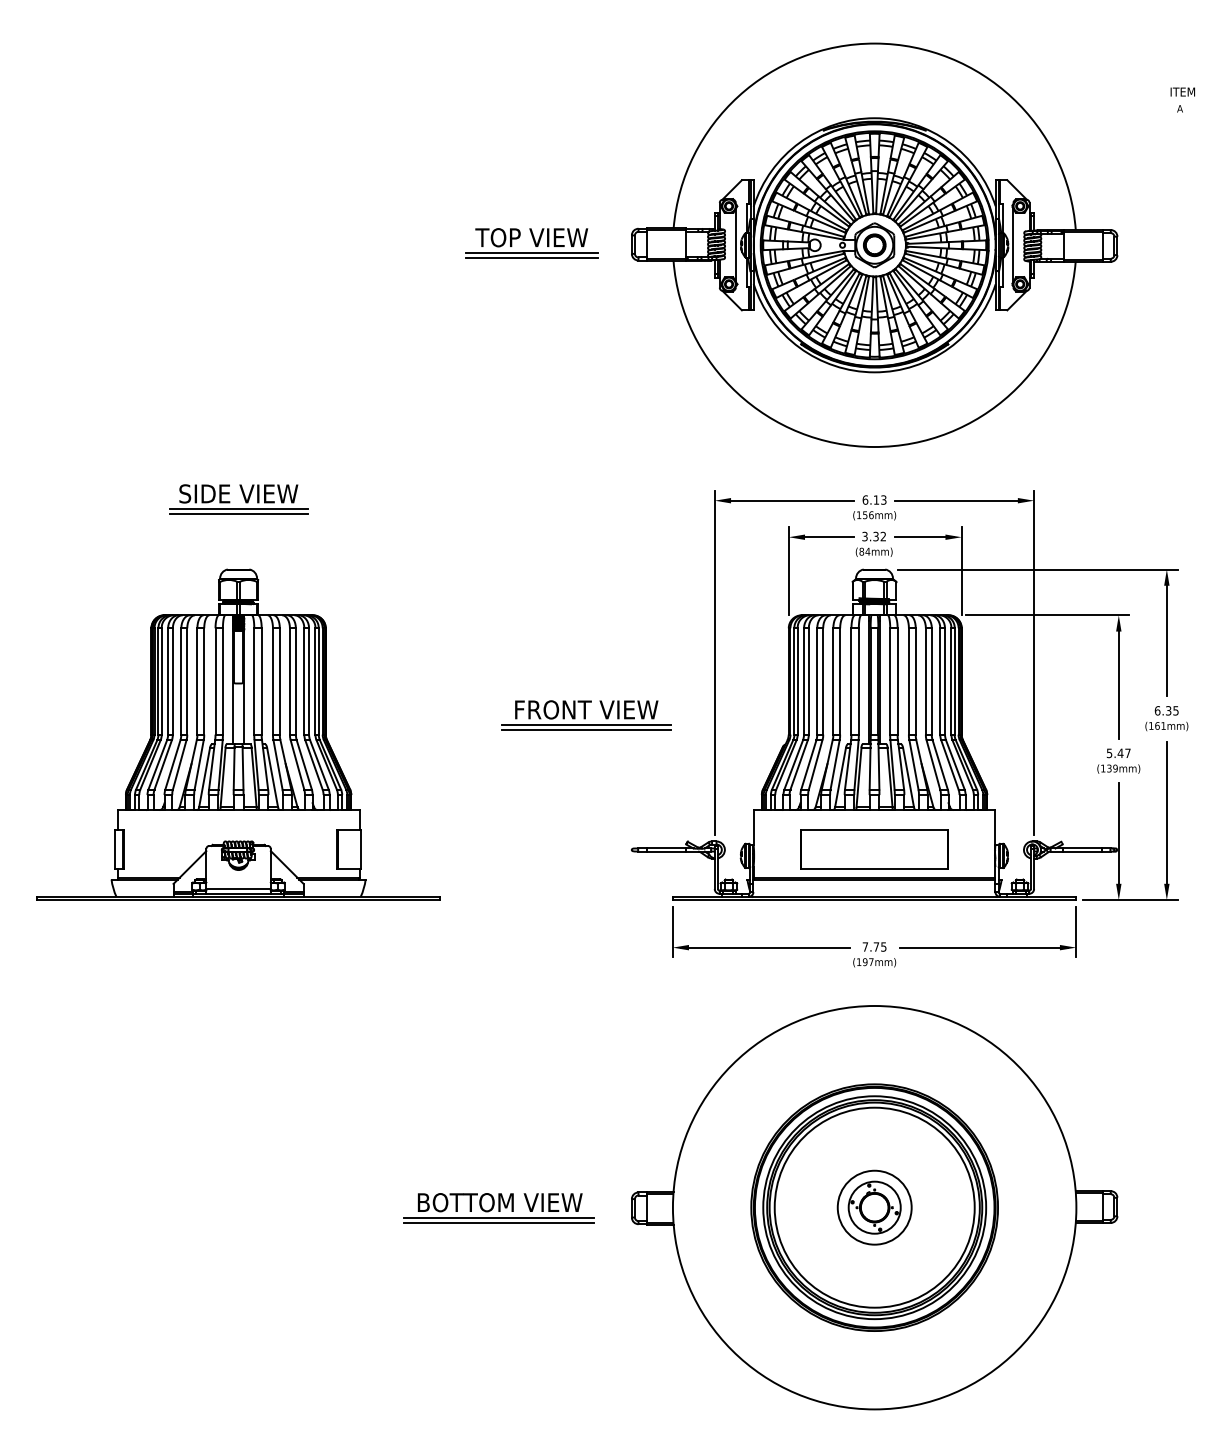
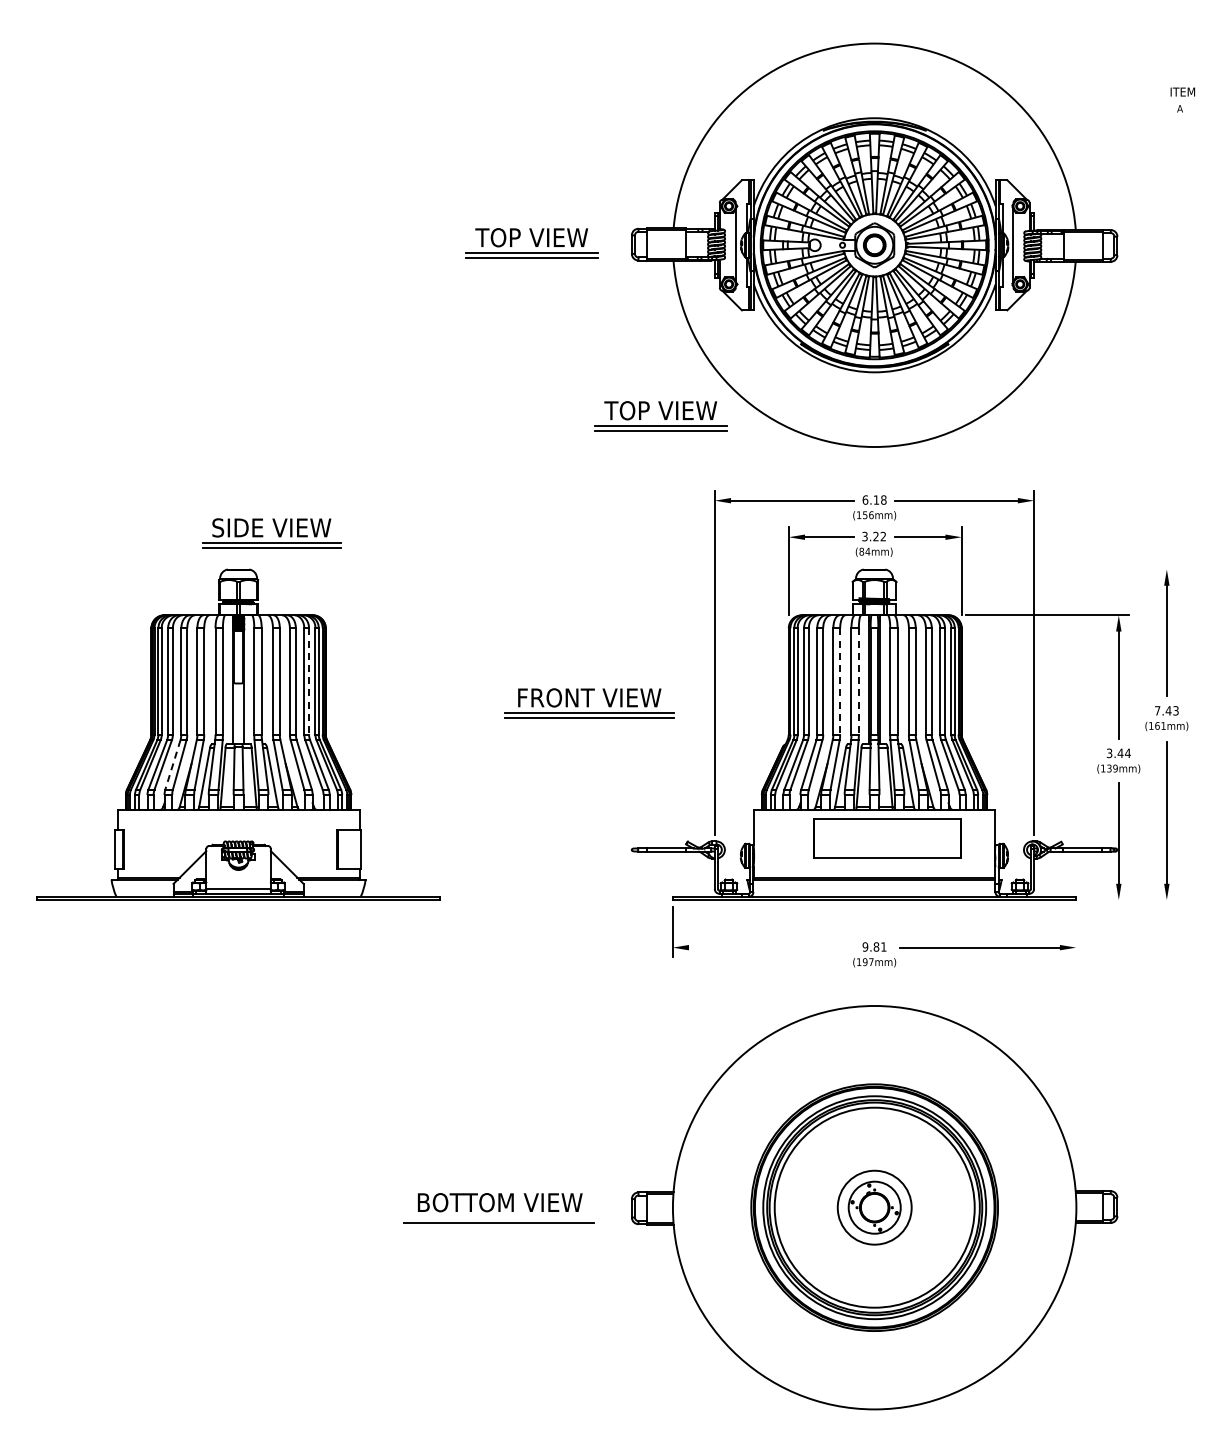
part: none -> present (660, 416)
part position: (238, 499) -> (271, 533) (271, 533)
text: 6.13 -> 6.18 (883, 499)
text: 3.32 -> 3.22 (875, 536)
line: present -> none (1037, 569)
line: solid -> dashed (309, 681)
line: solid -> dashed (840, 681)
line: solid -> dashed (858, 681)
text: 6.35 -> 7.43 (1166, 710)
part position: (586, 715) -> (589, 703) (589, 703)
text: 5.47 -> 3.44 (1118, 752)
line: solid -> dashed (172, 764)
part position: (874, 849) -> (887, 838) (887, 838)
line: present -> none (1130, 900)
line: present -> none (1076, 932)
text: 7.75 -> 9.81 (874, 946)
line: present -> none (765, 947)
line: present -> none (499, 1218)
